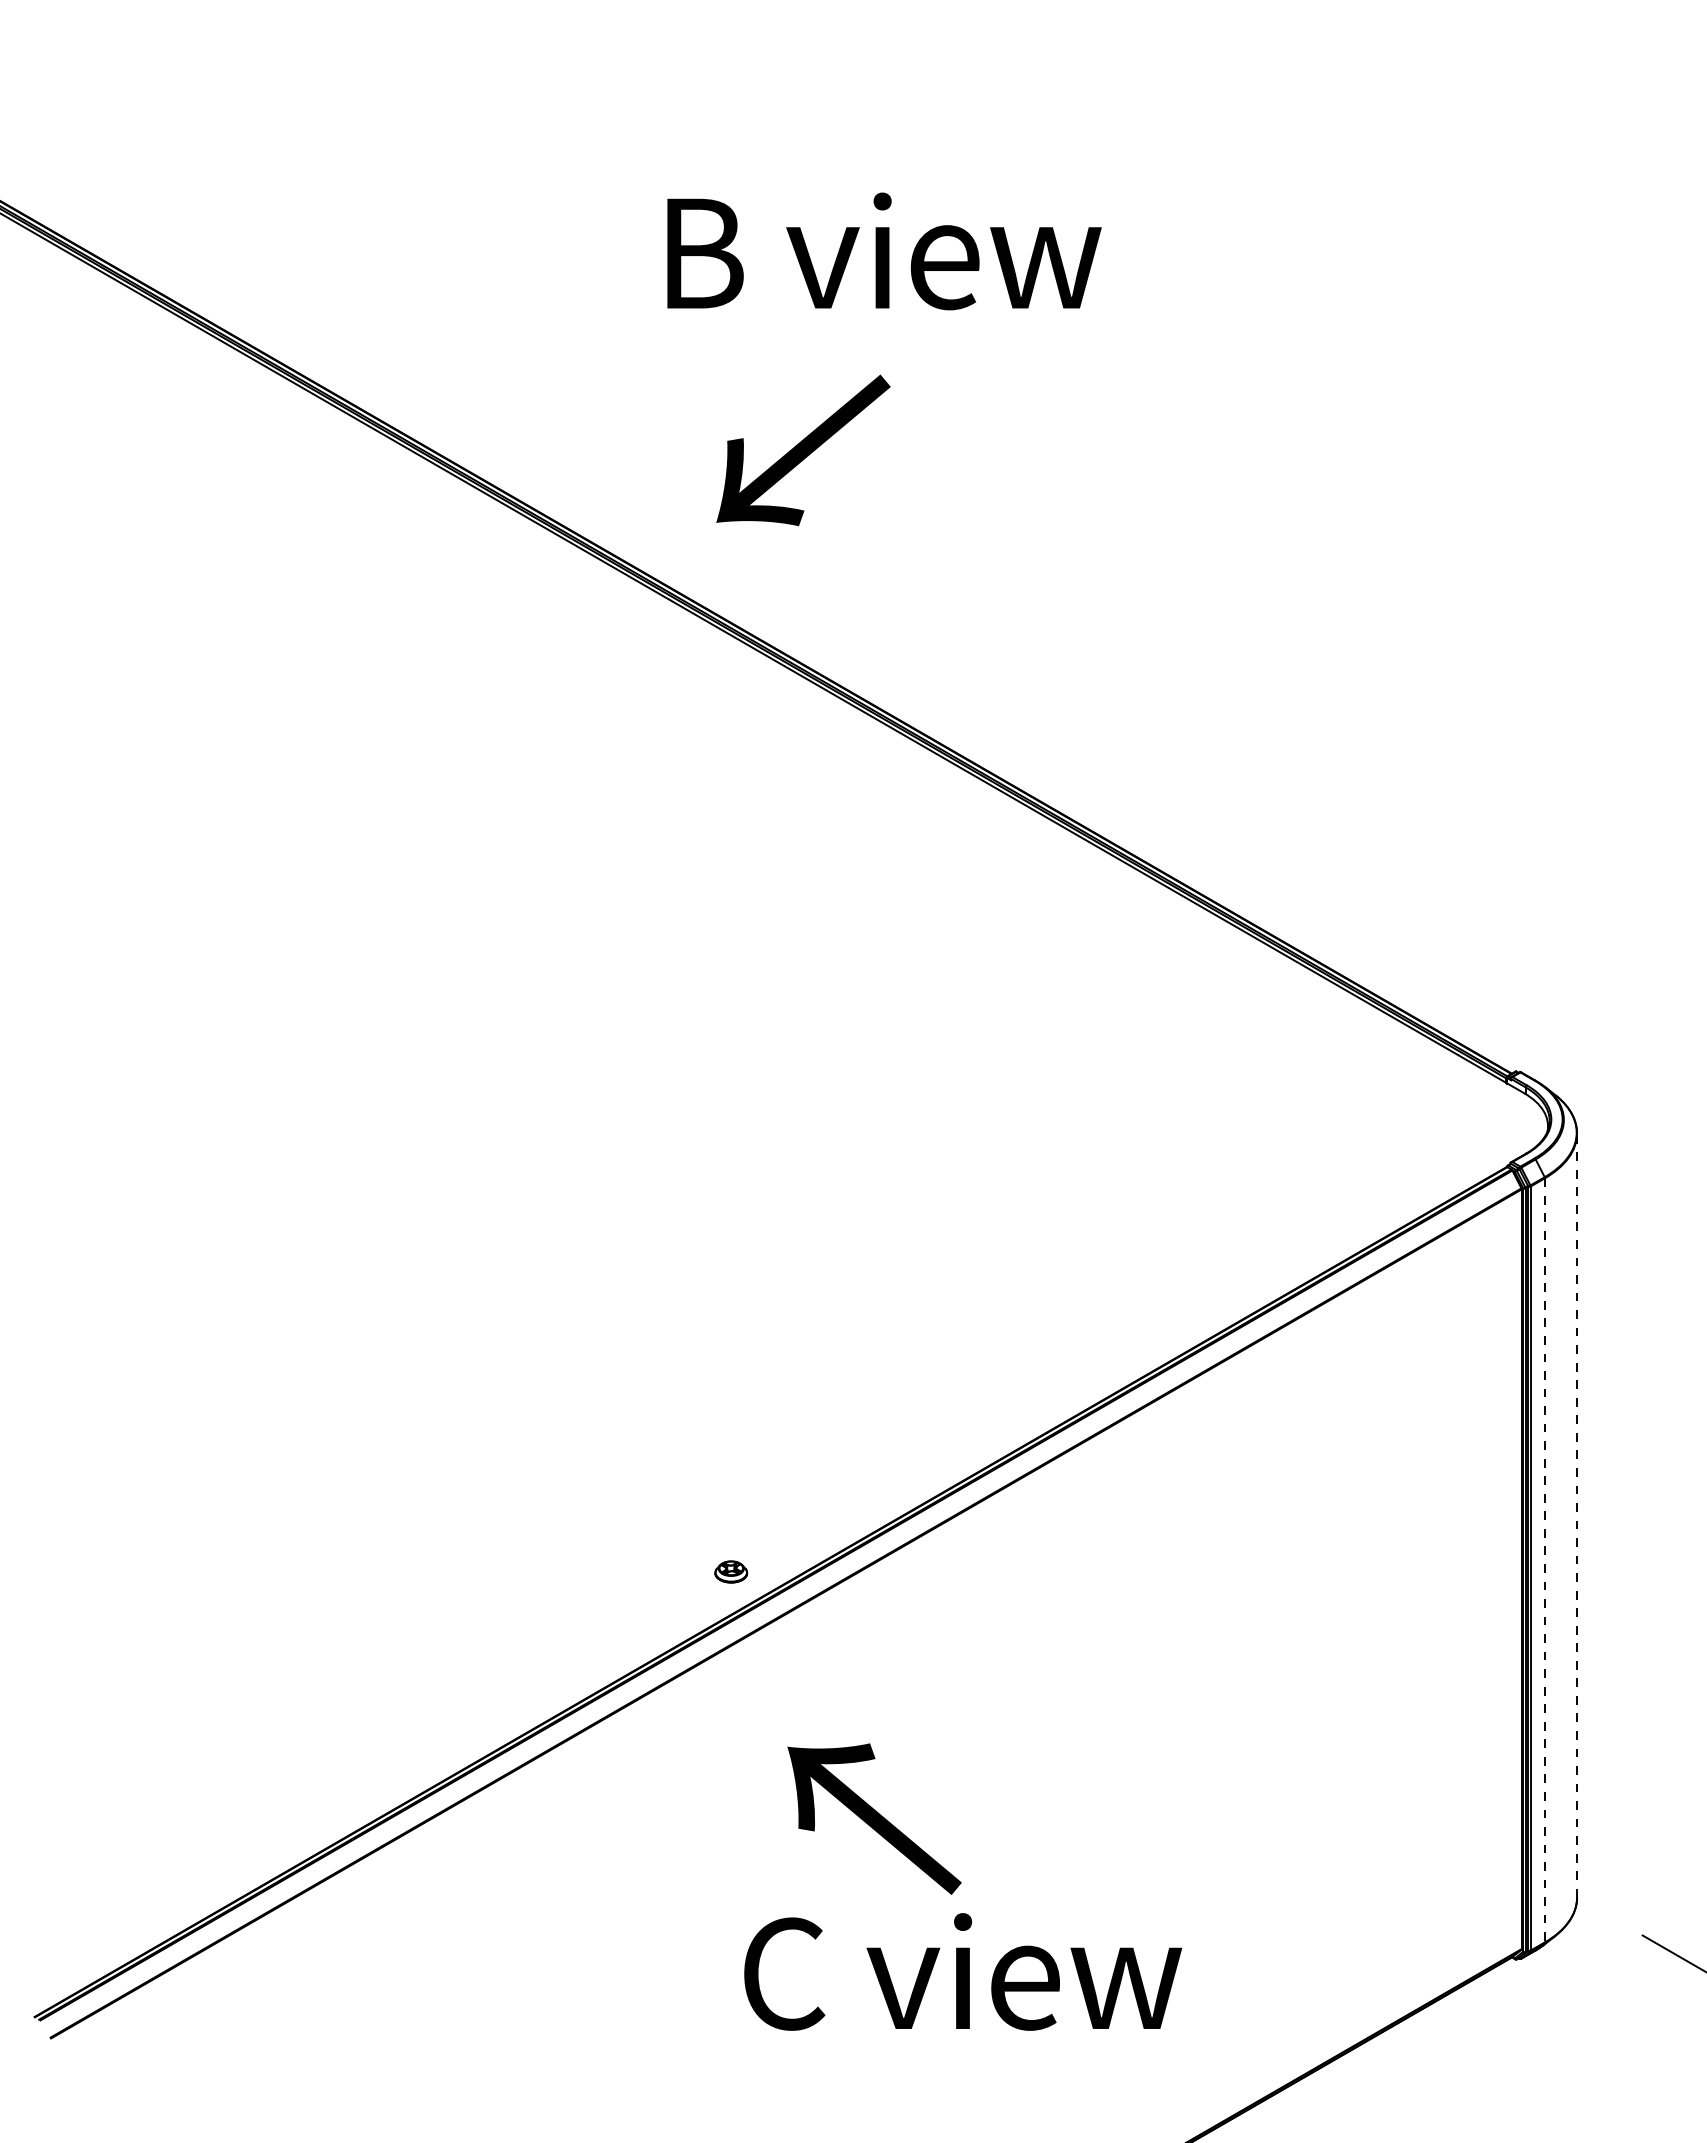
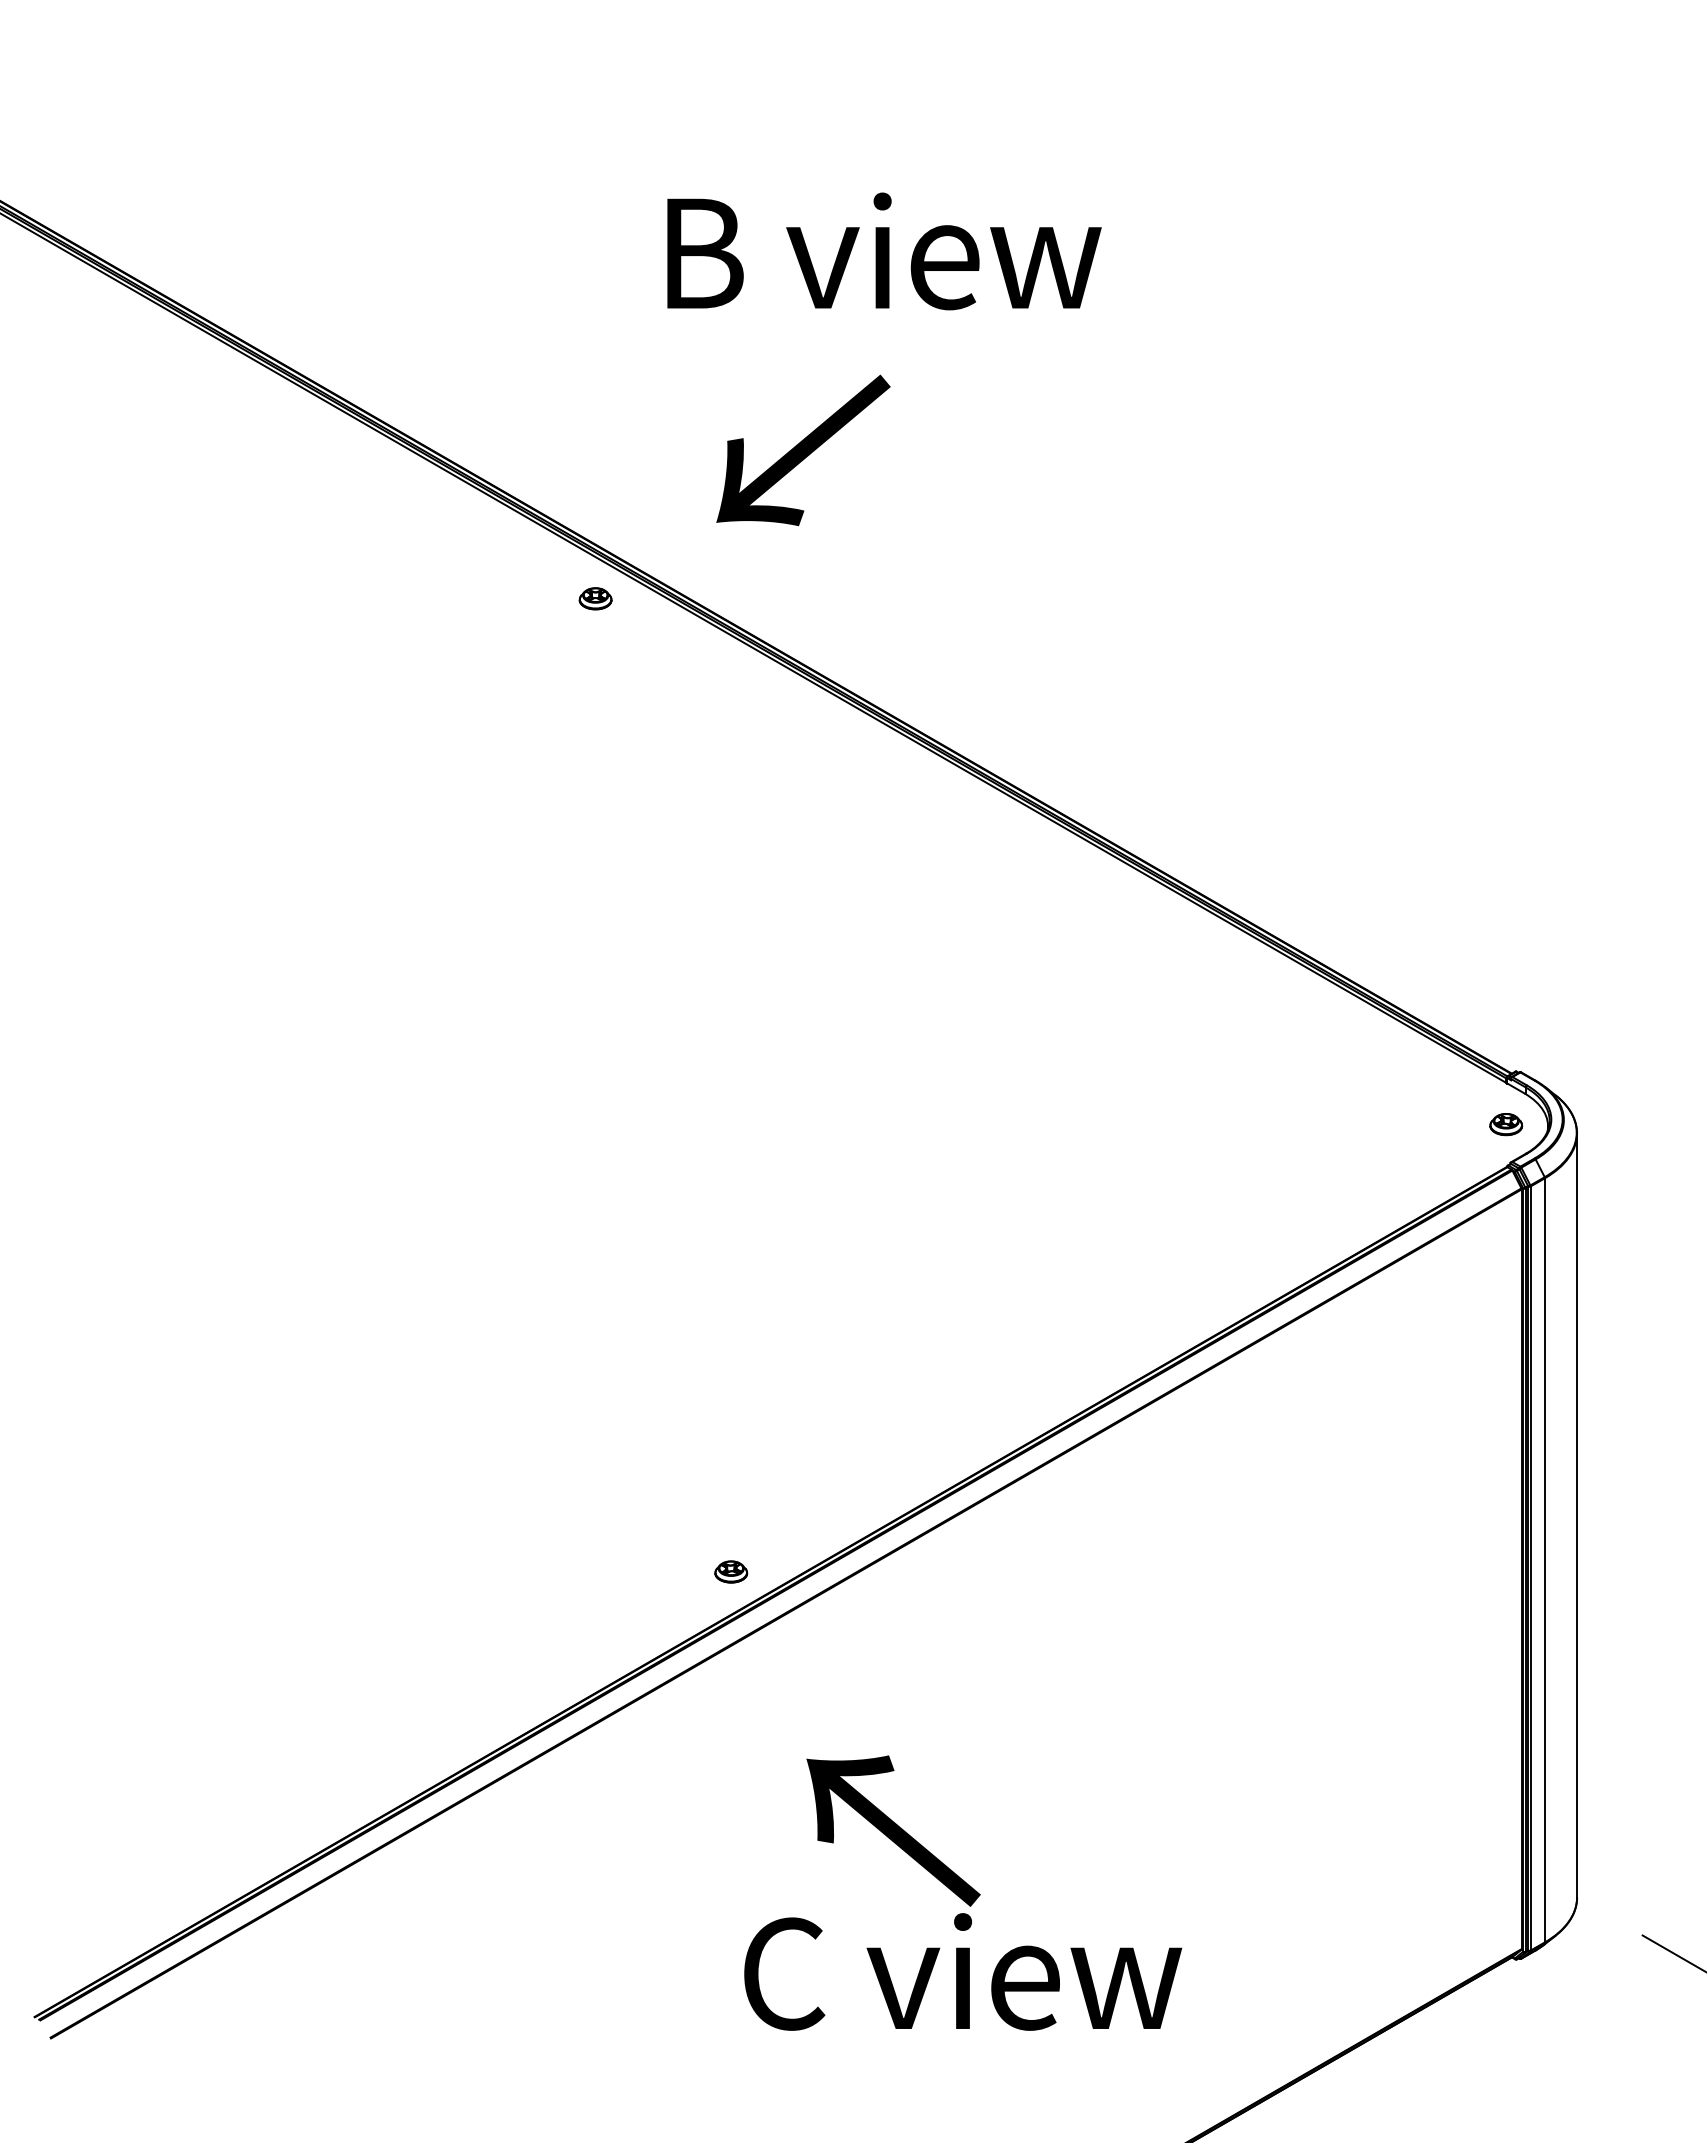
part: none -> present (595, 598)
part: none -> present (1506, 1124)
line: dashed -> solid (1577, 1515)
line: dashed -> solid (1545, 1560)
text position: (874, 1818) -> (893, 1830) (893, 1830)
